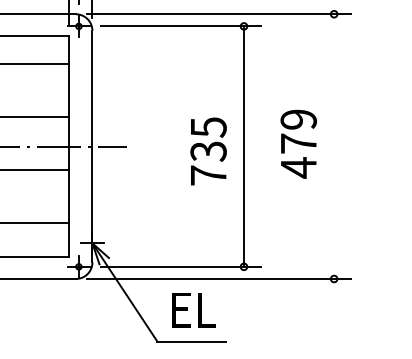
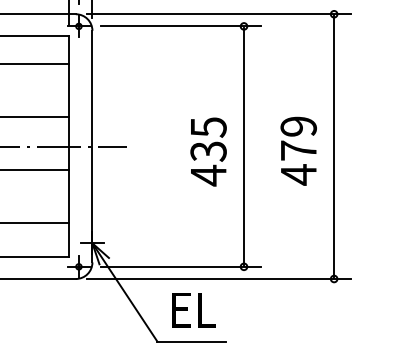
text position: (298, 143) -> (298, 150) (298, 150)
line: none -> present (334, 146)
text: 735 -> 435 (208, 175)
